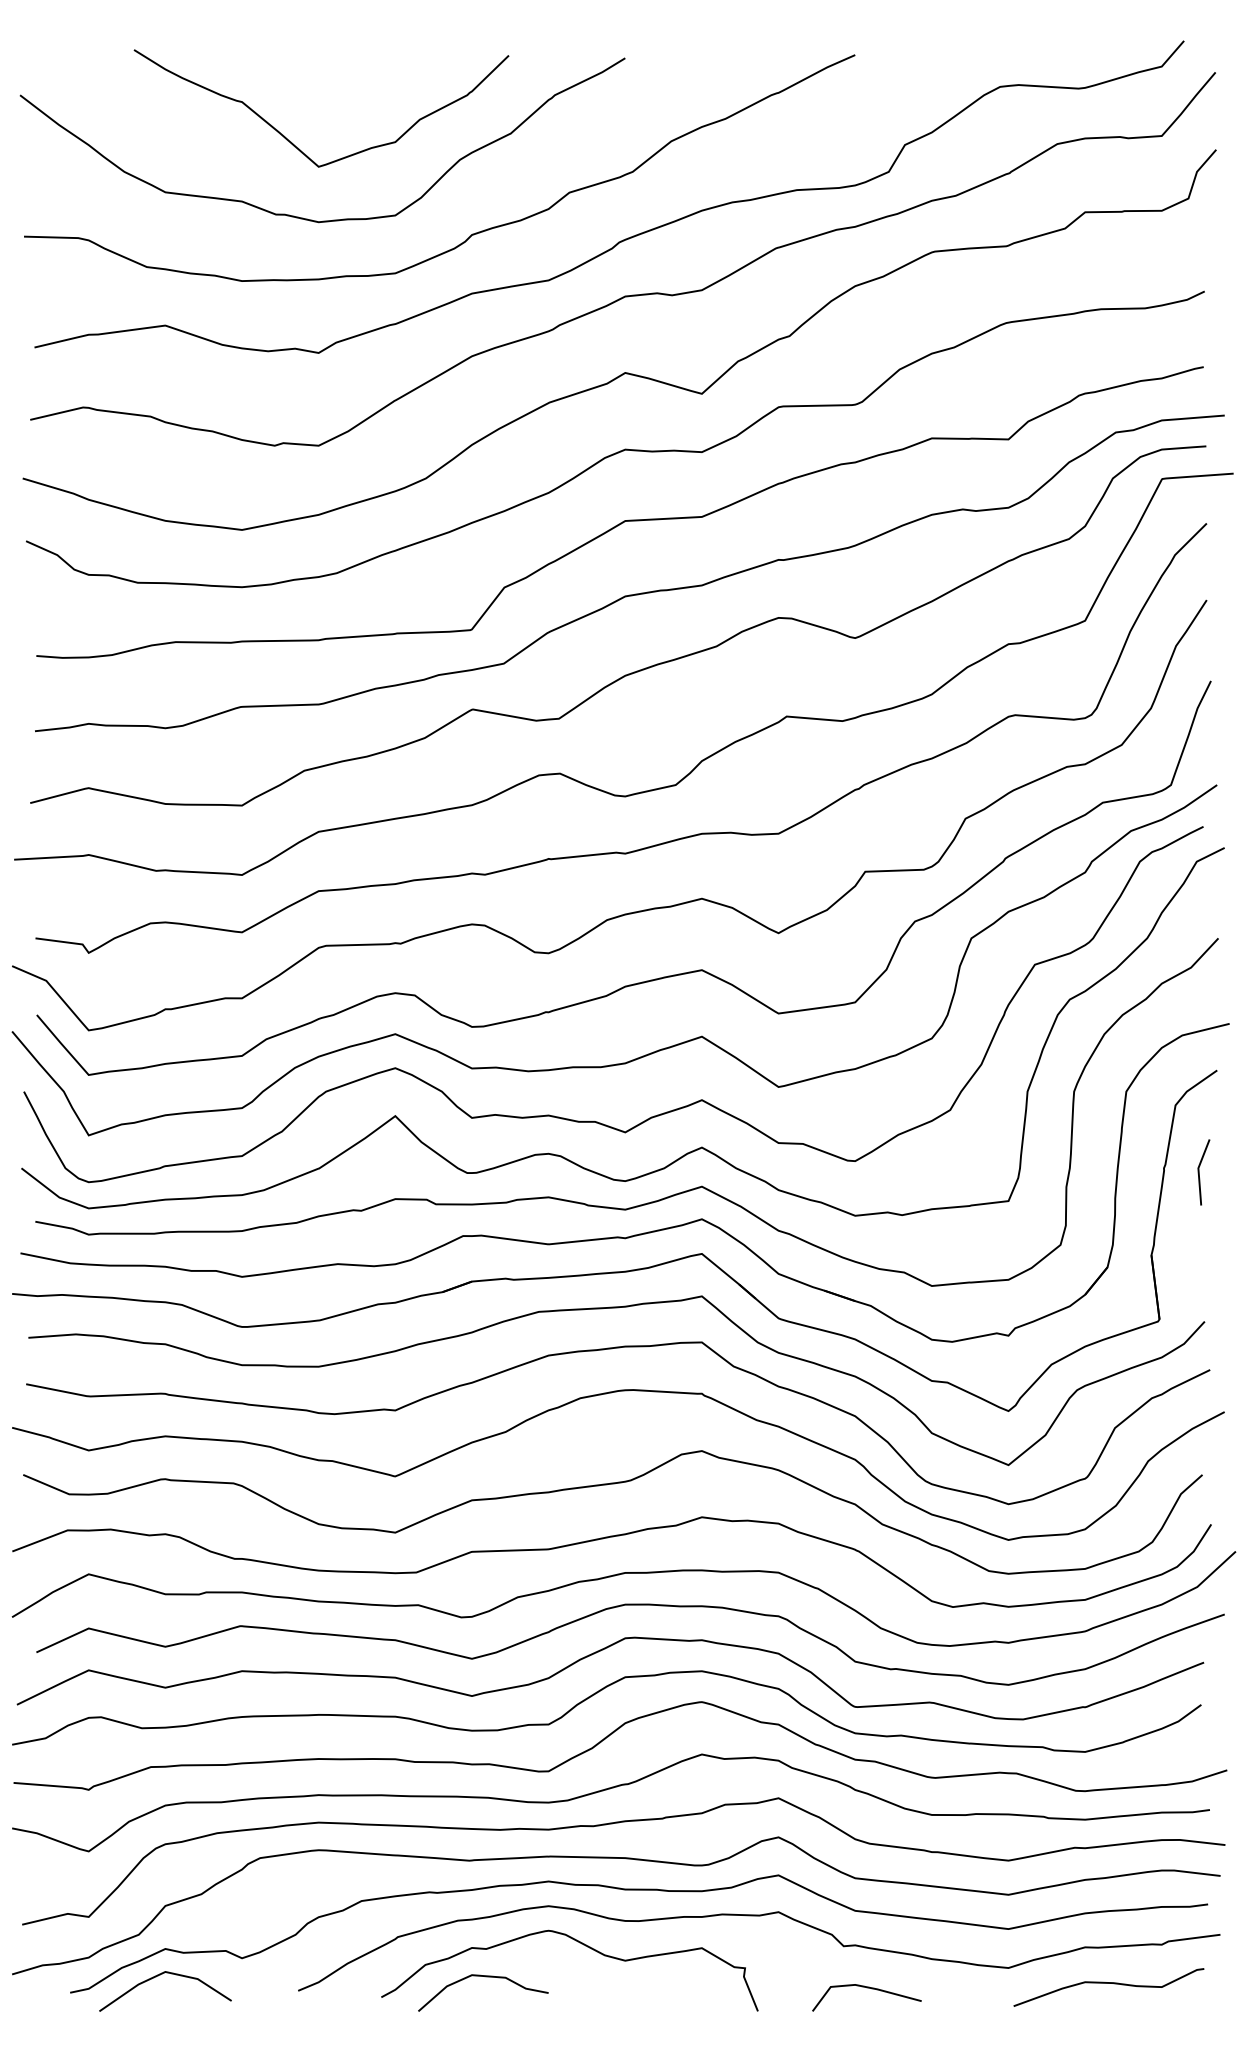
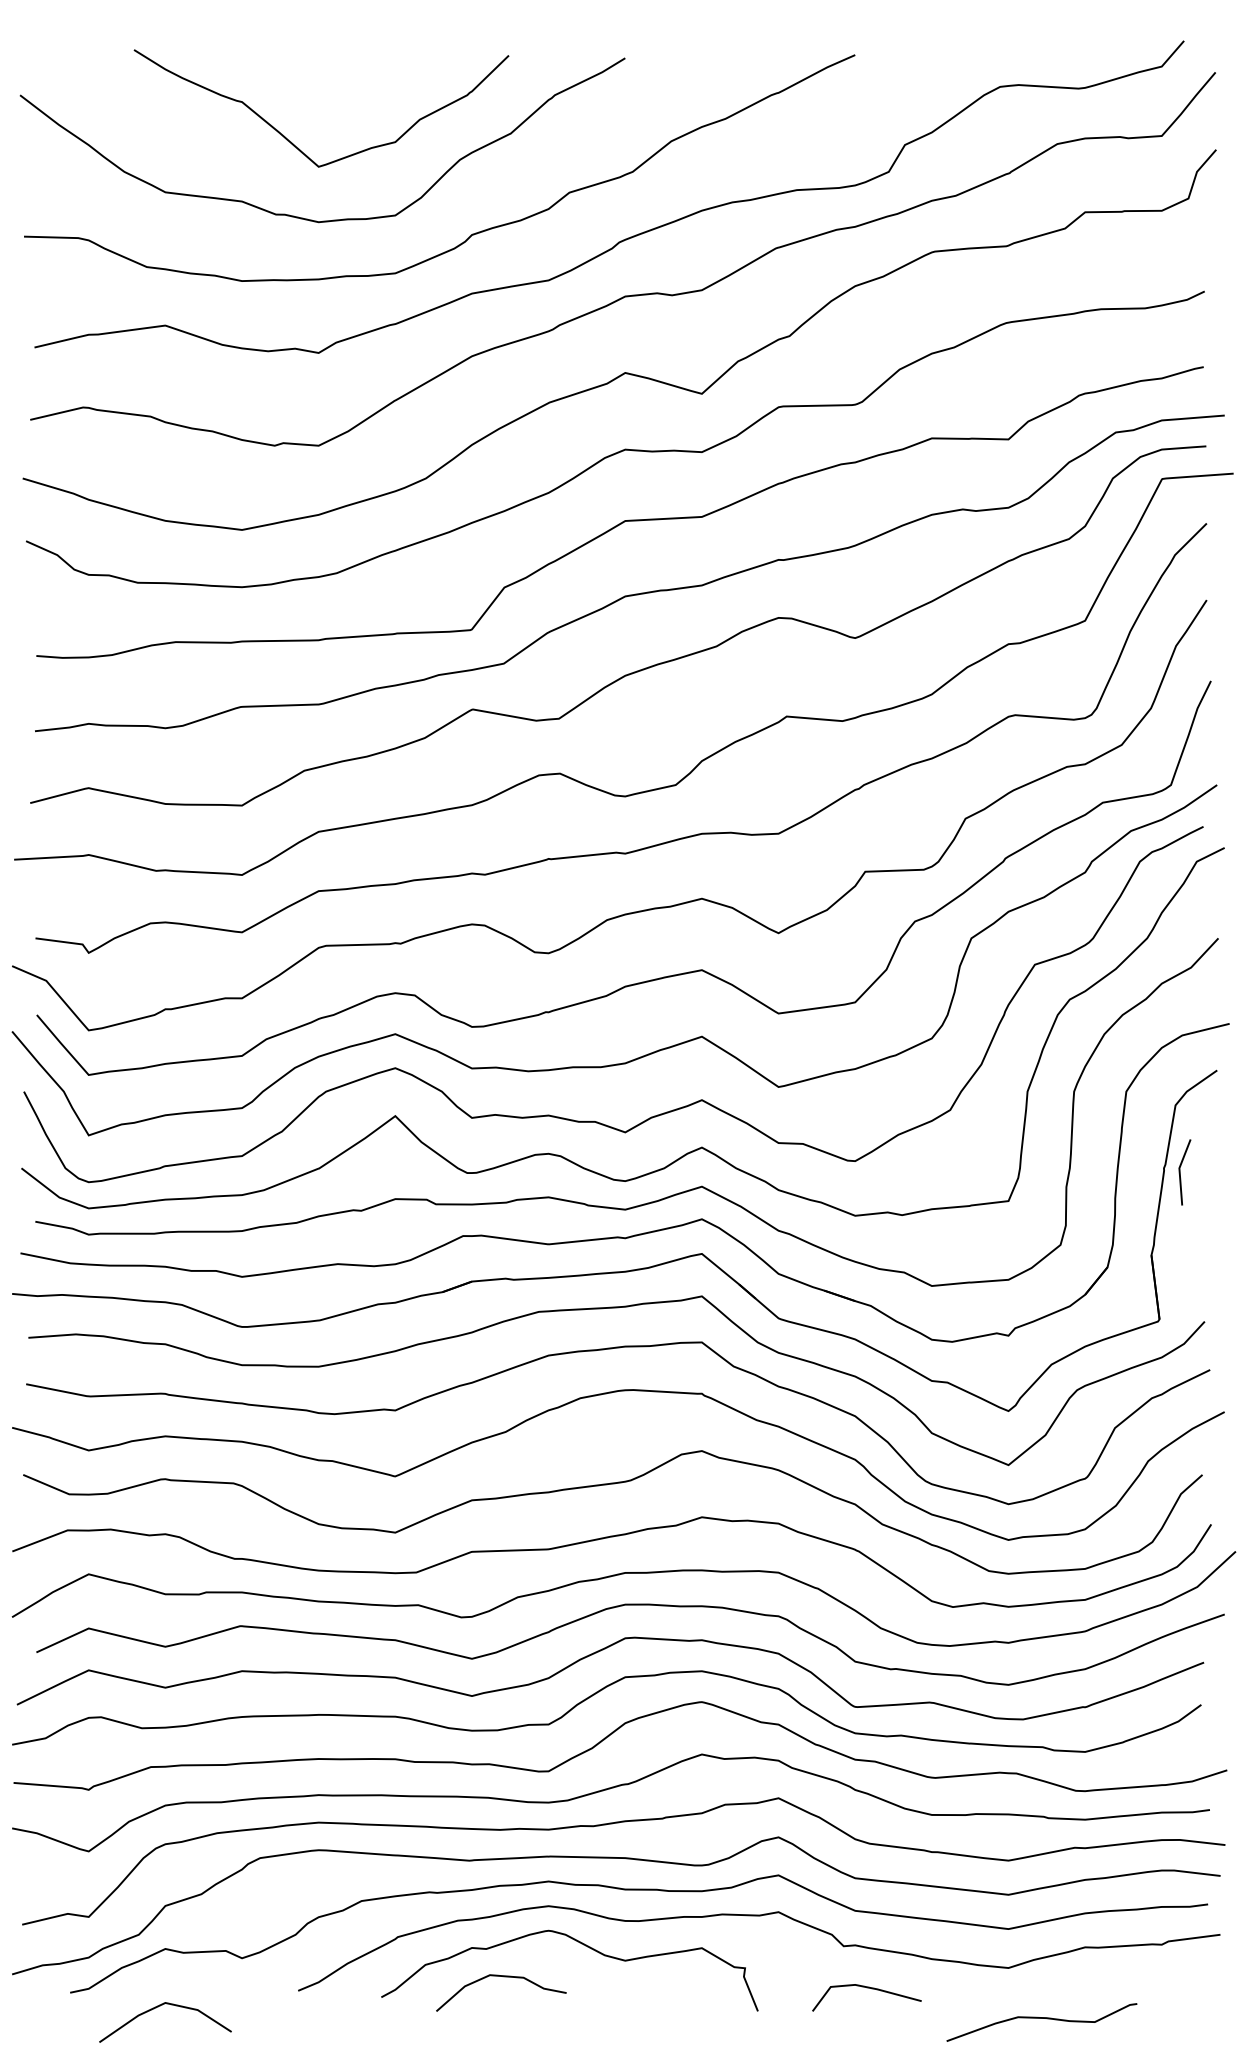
line position: (1199, 1172) -> (1180, 1172) (1180, 1172)
line position: (158, 1976) -> (158, 2007) (158, 2007)
curve position: (485, 1977) -> (503, 1977) (503, 1977)
curve position: (1108, 1983) -> (1041, 2018) (1041, 2018)
